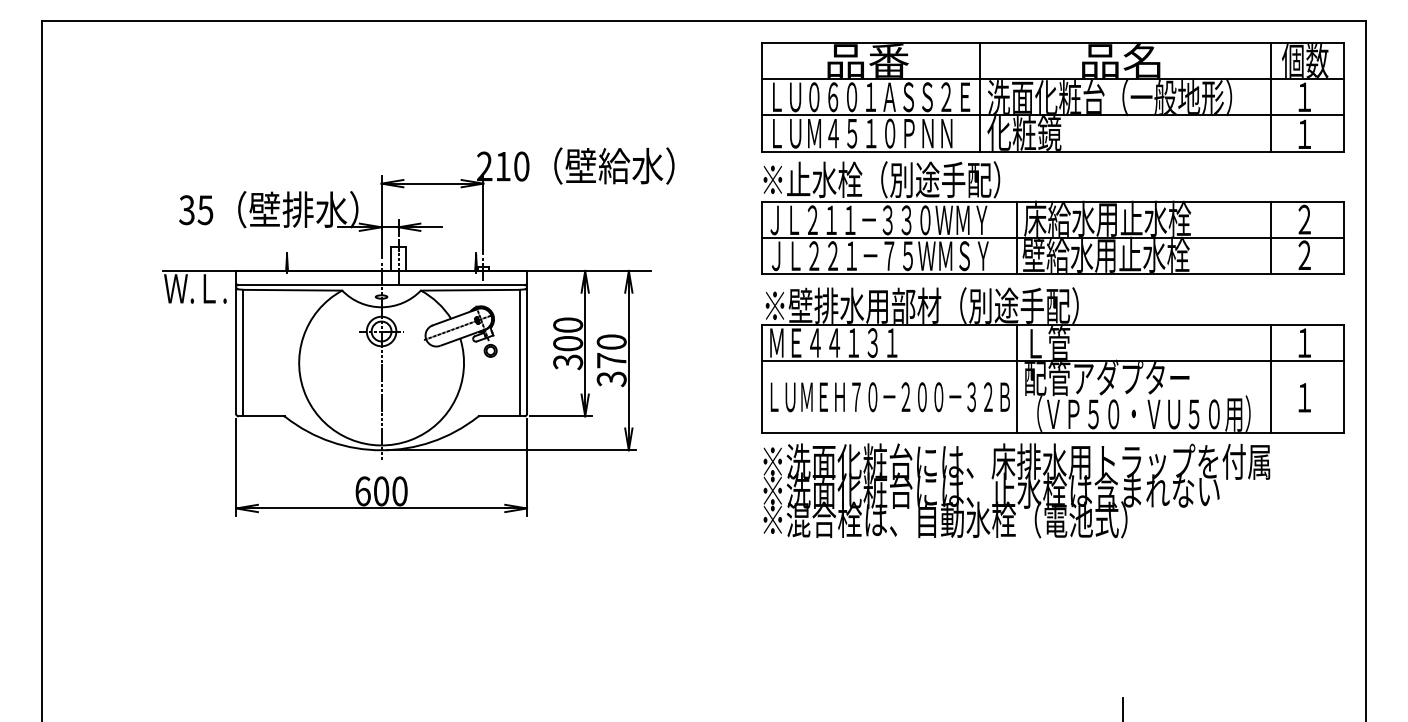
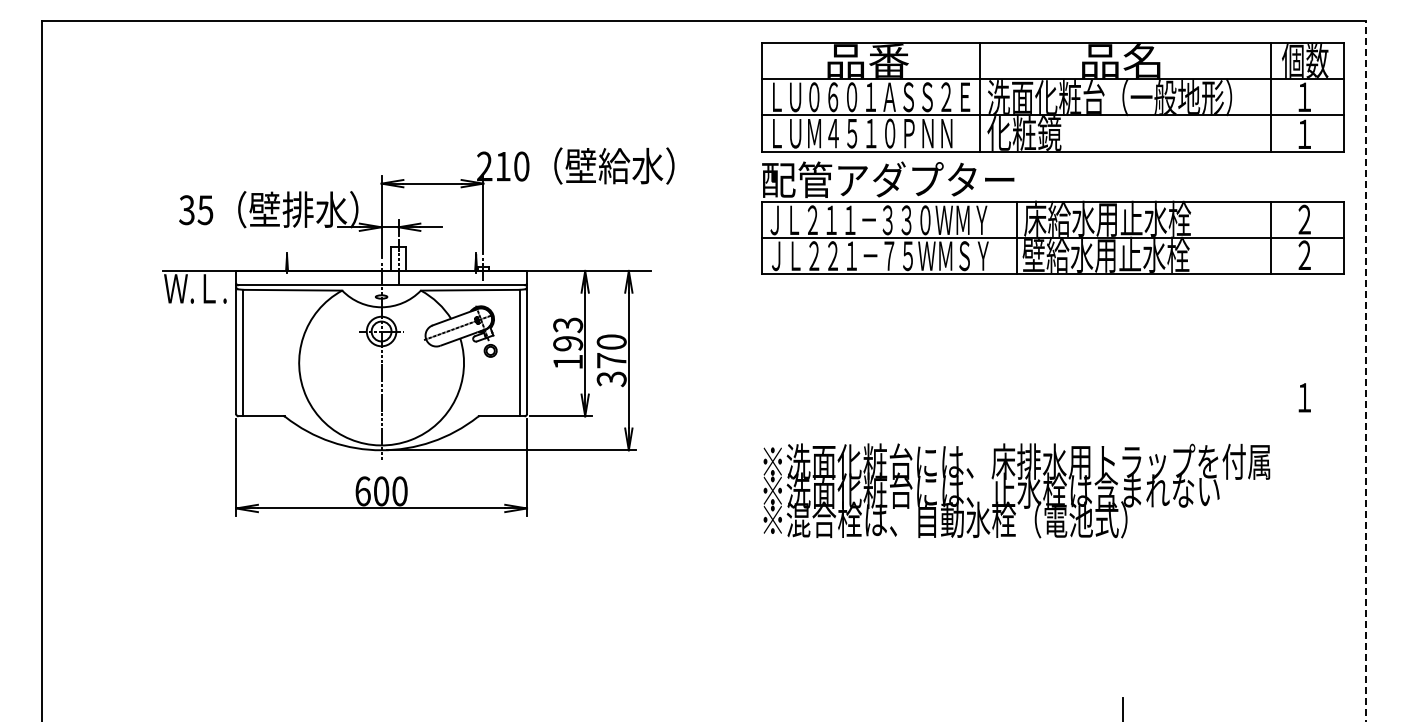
text: ※止水栓（別途手配） -> 配管アダプター (888, 179)
text: 300 -> 193 (568, 343)
part: present -> none (1052, 360)
line: solid -> dashed (1365, 371)
